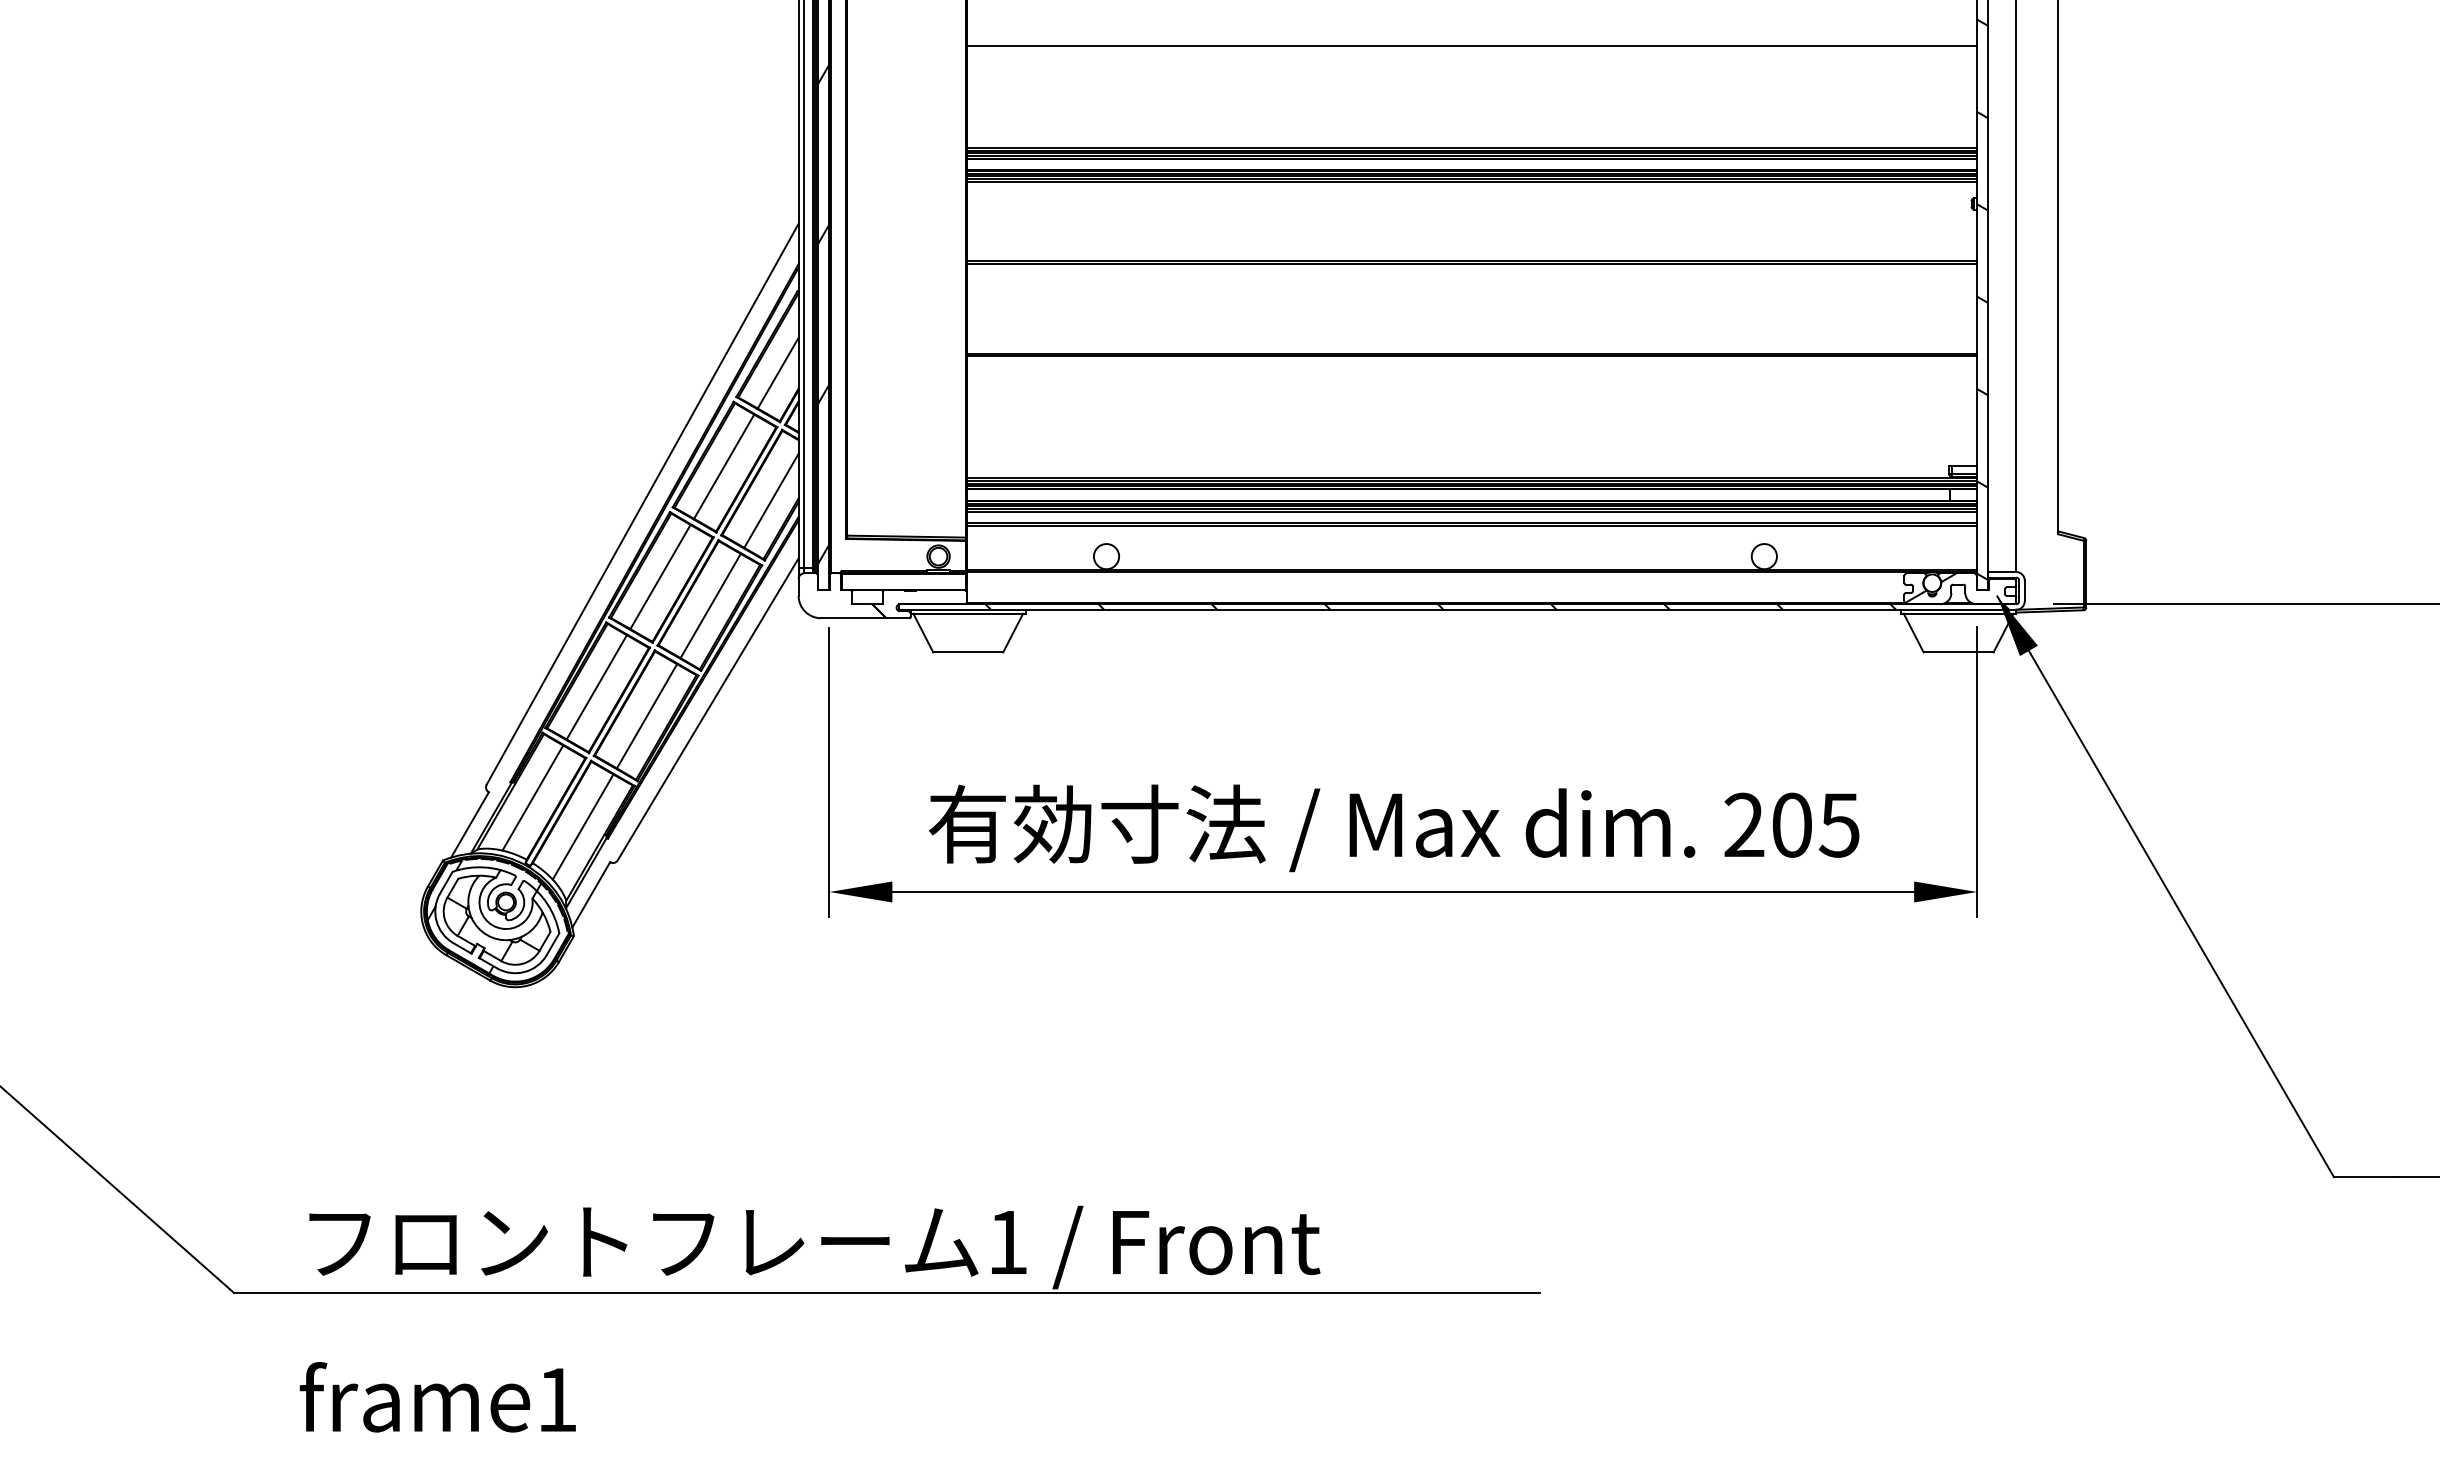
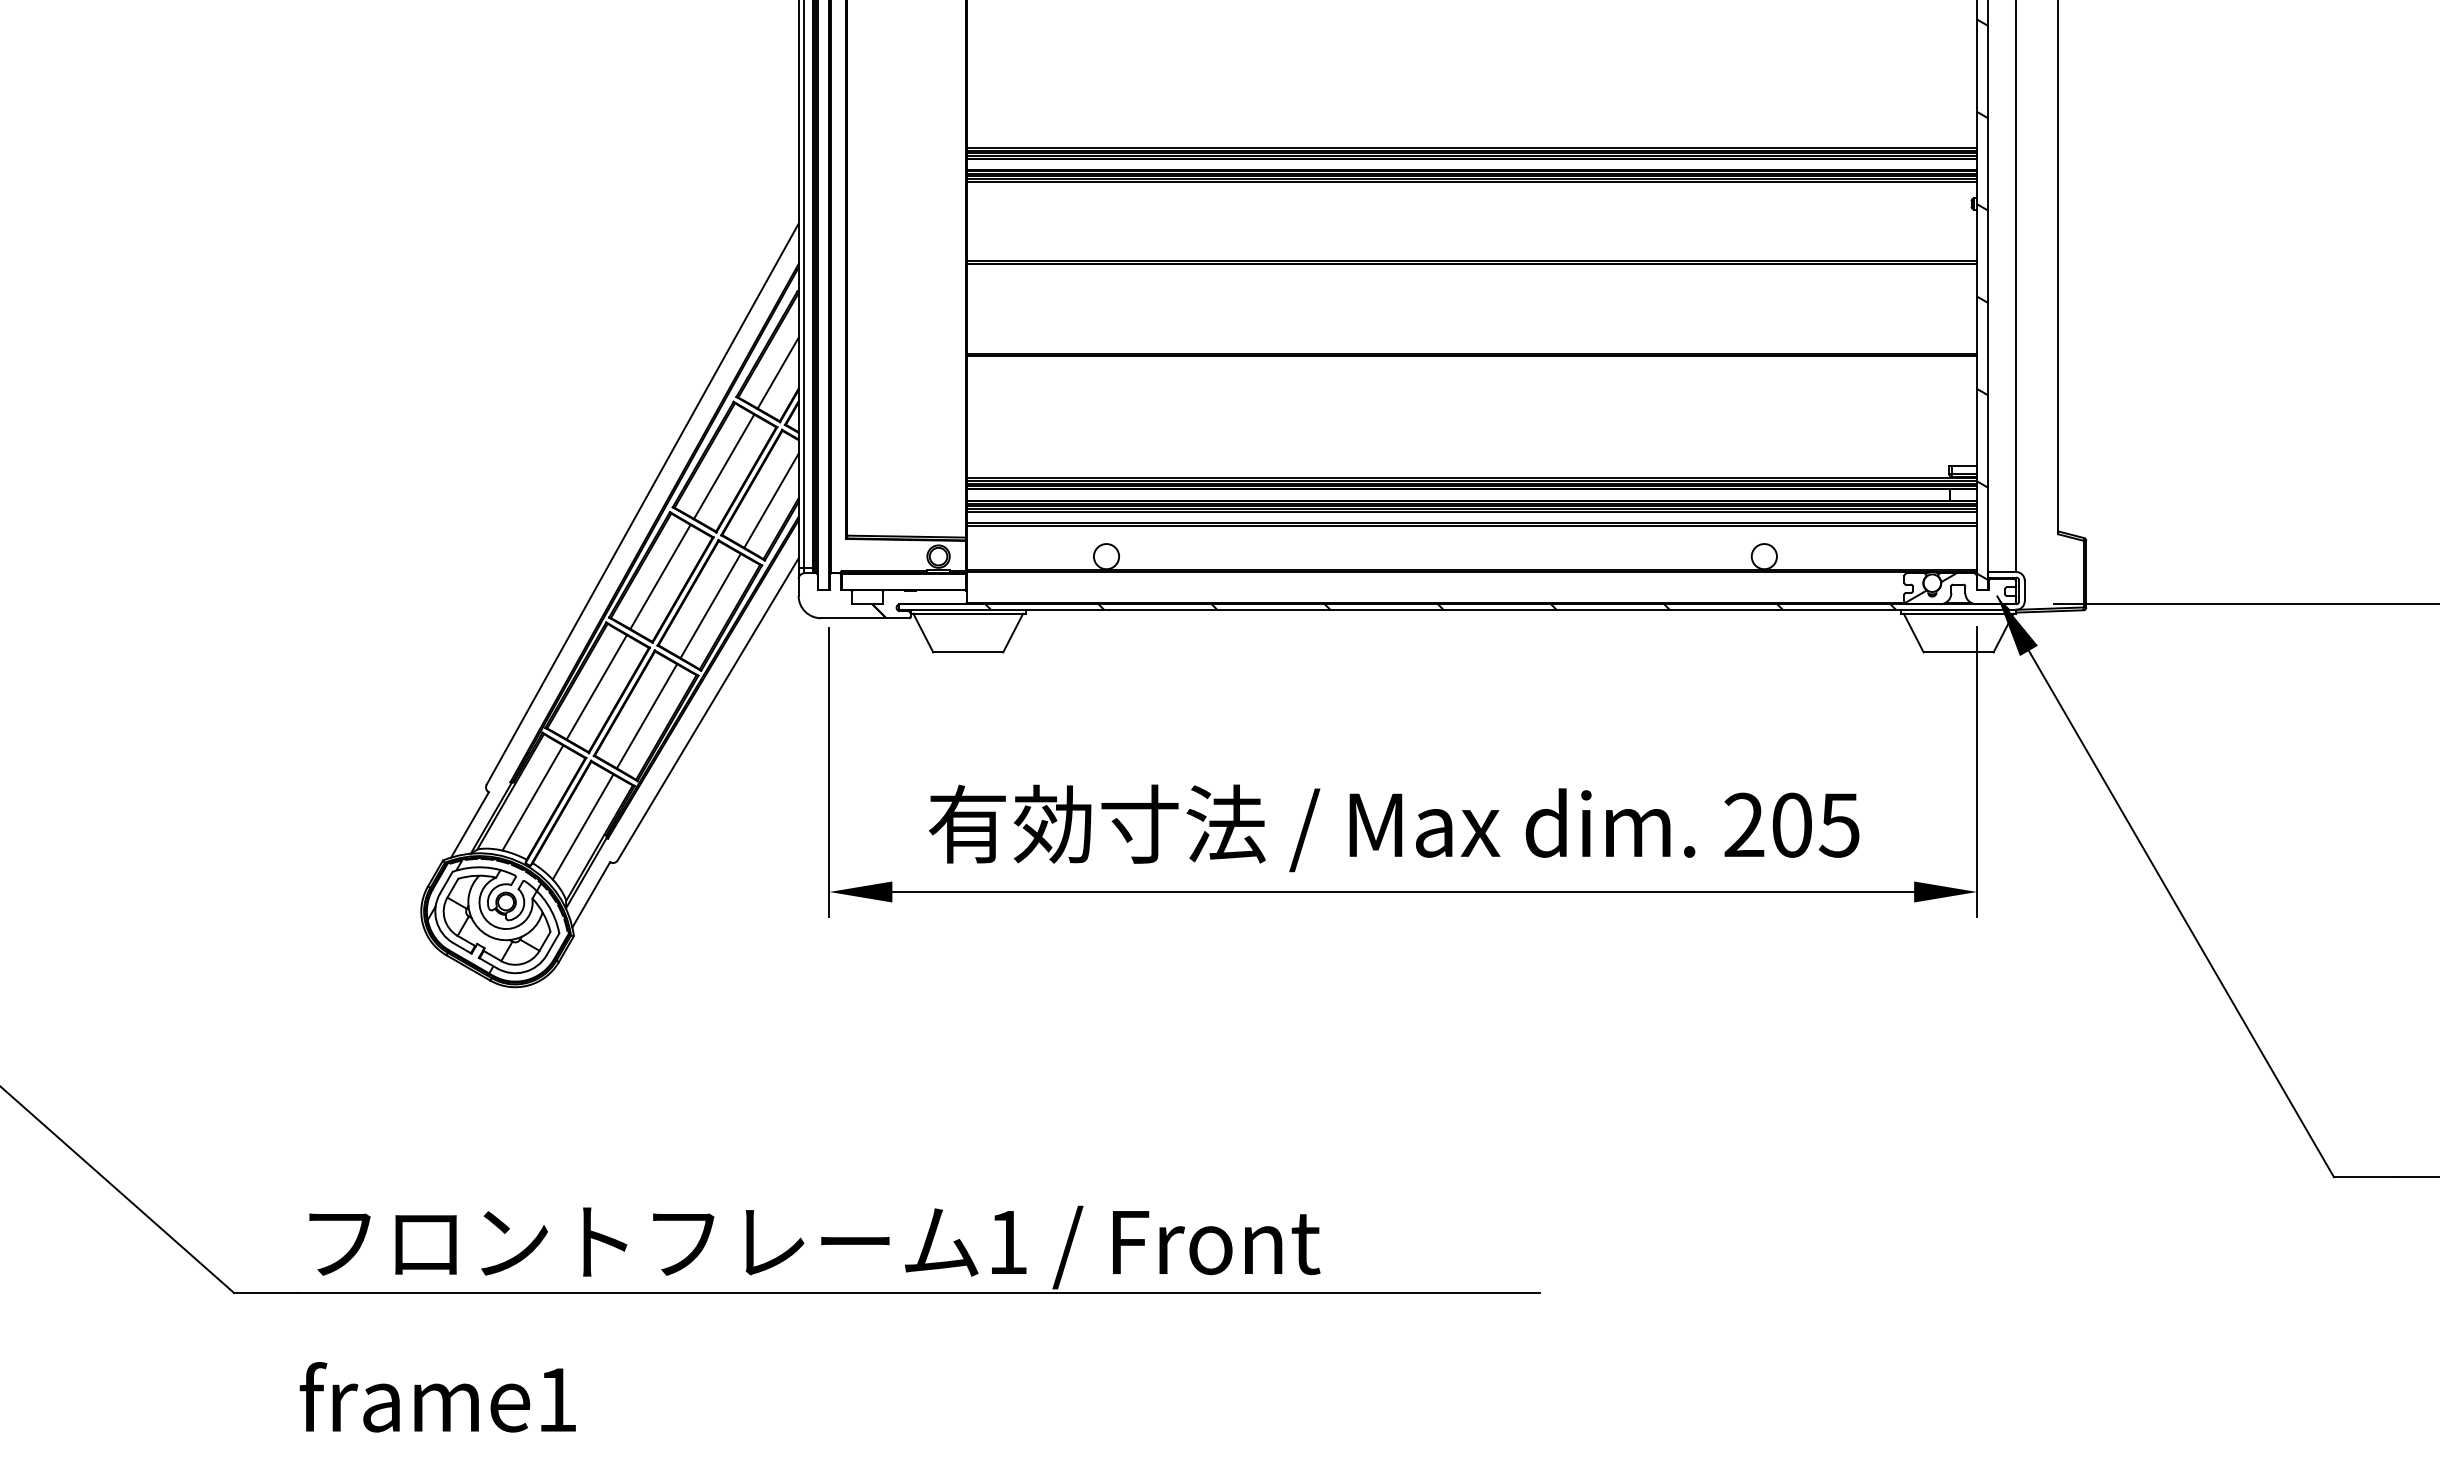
line: present -> none (1471, 45)
hatch: present -> none (823, 313)
